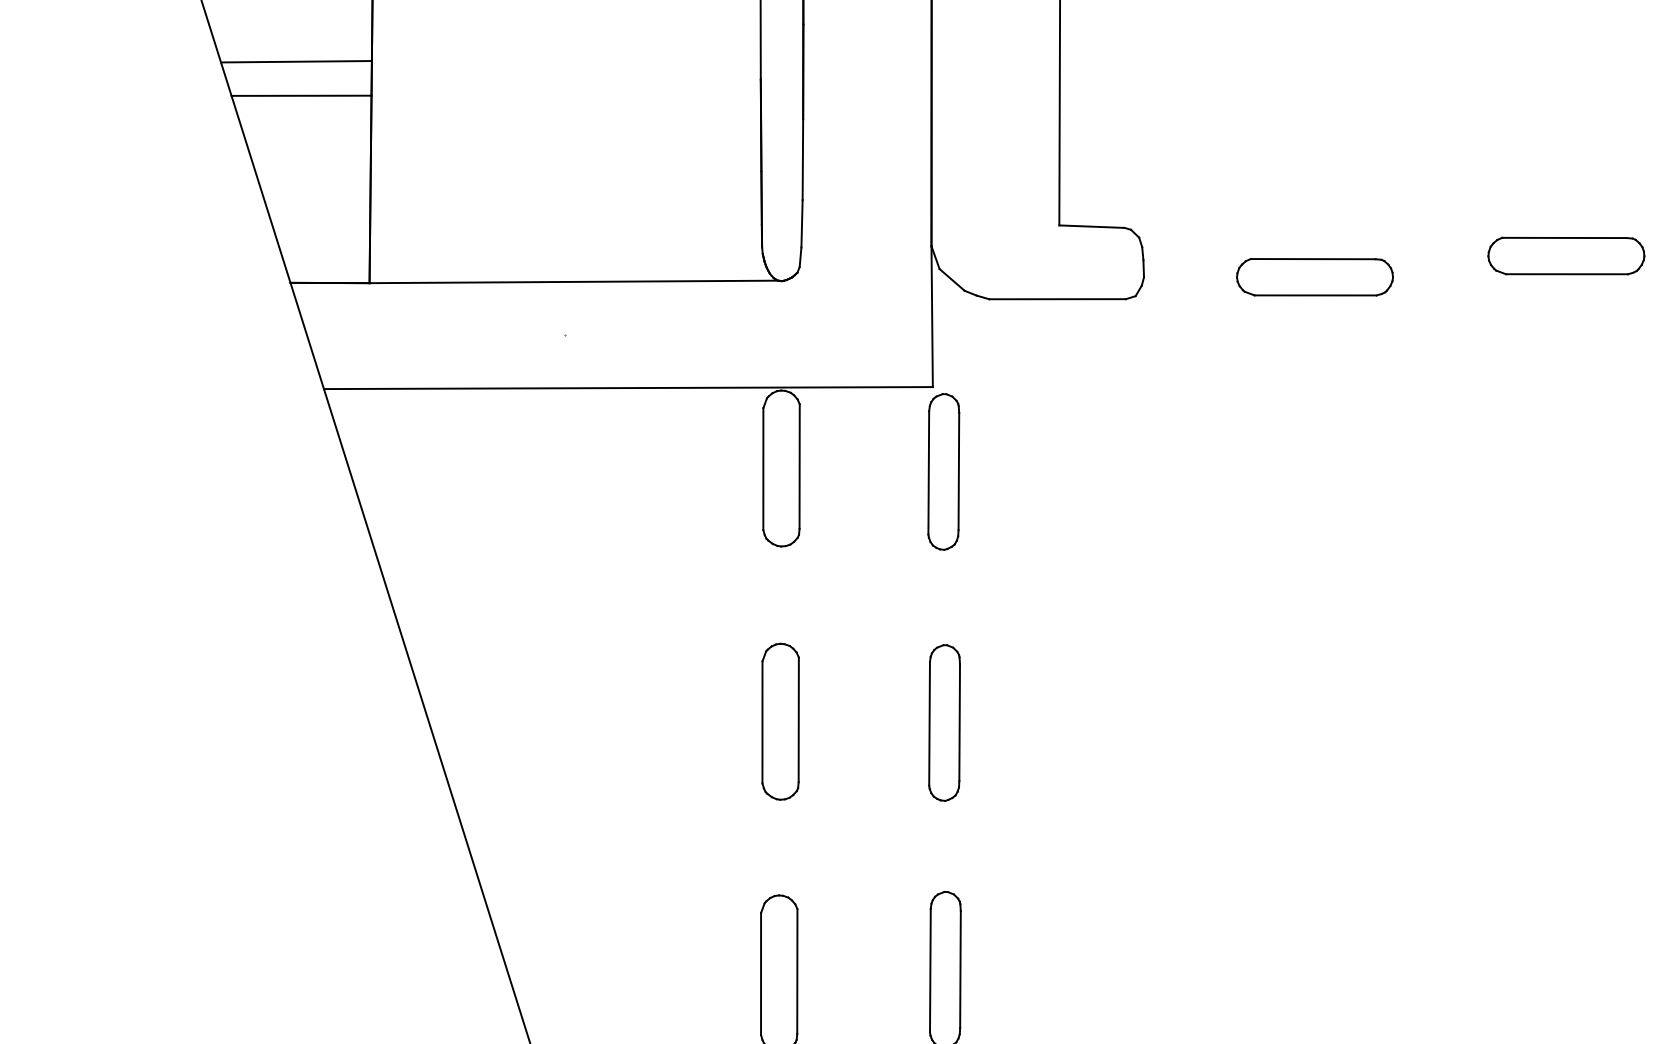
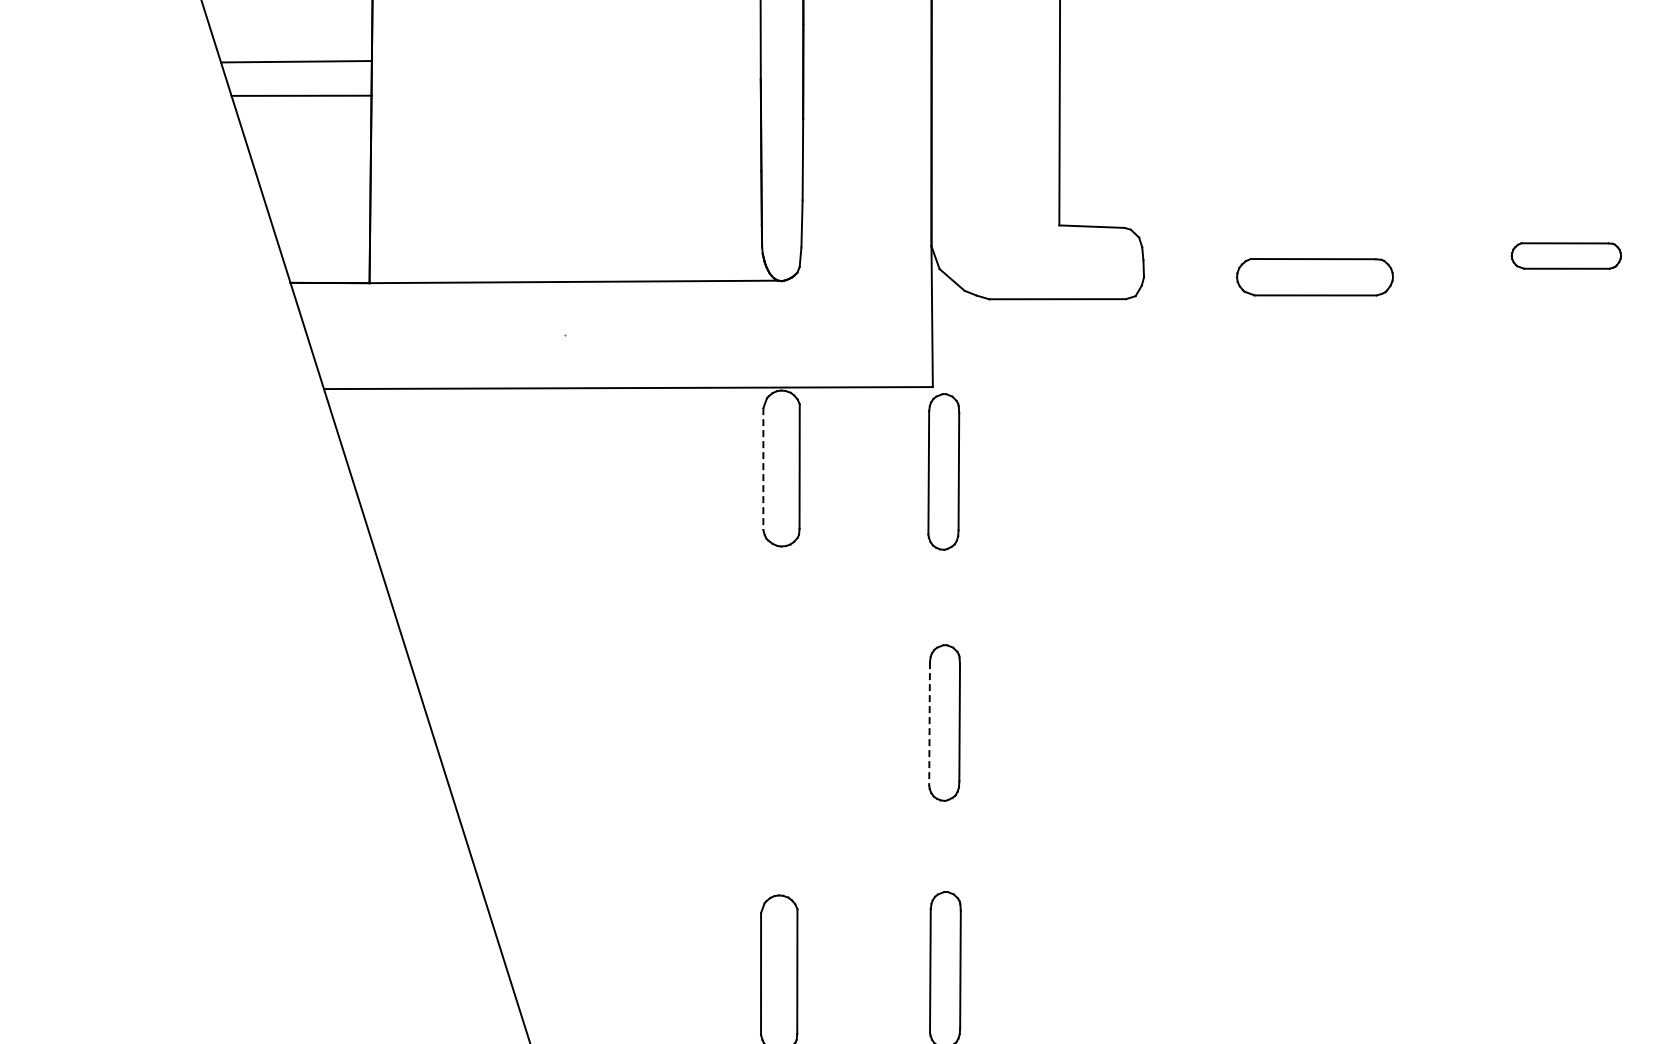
part size: 159x40 px -> 112x28 px (1565, 255)
line: solid -> dashed (763, 469)
part: present -> none (780, 721)
line: solid -> dashed (929, 723)
